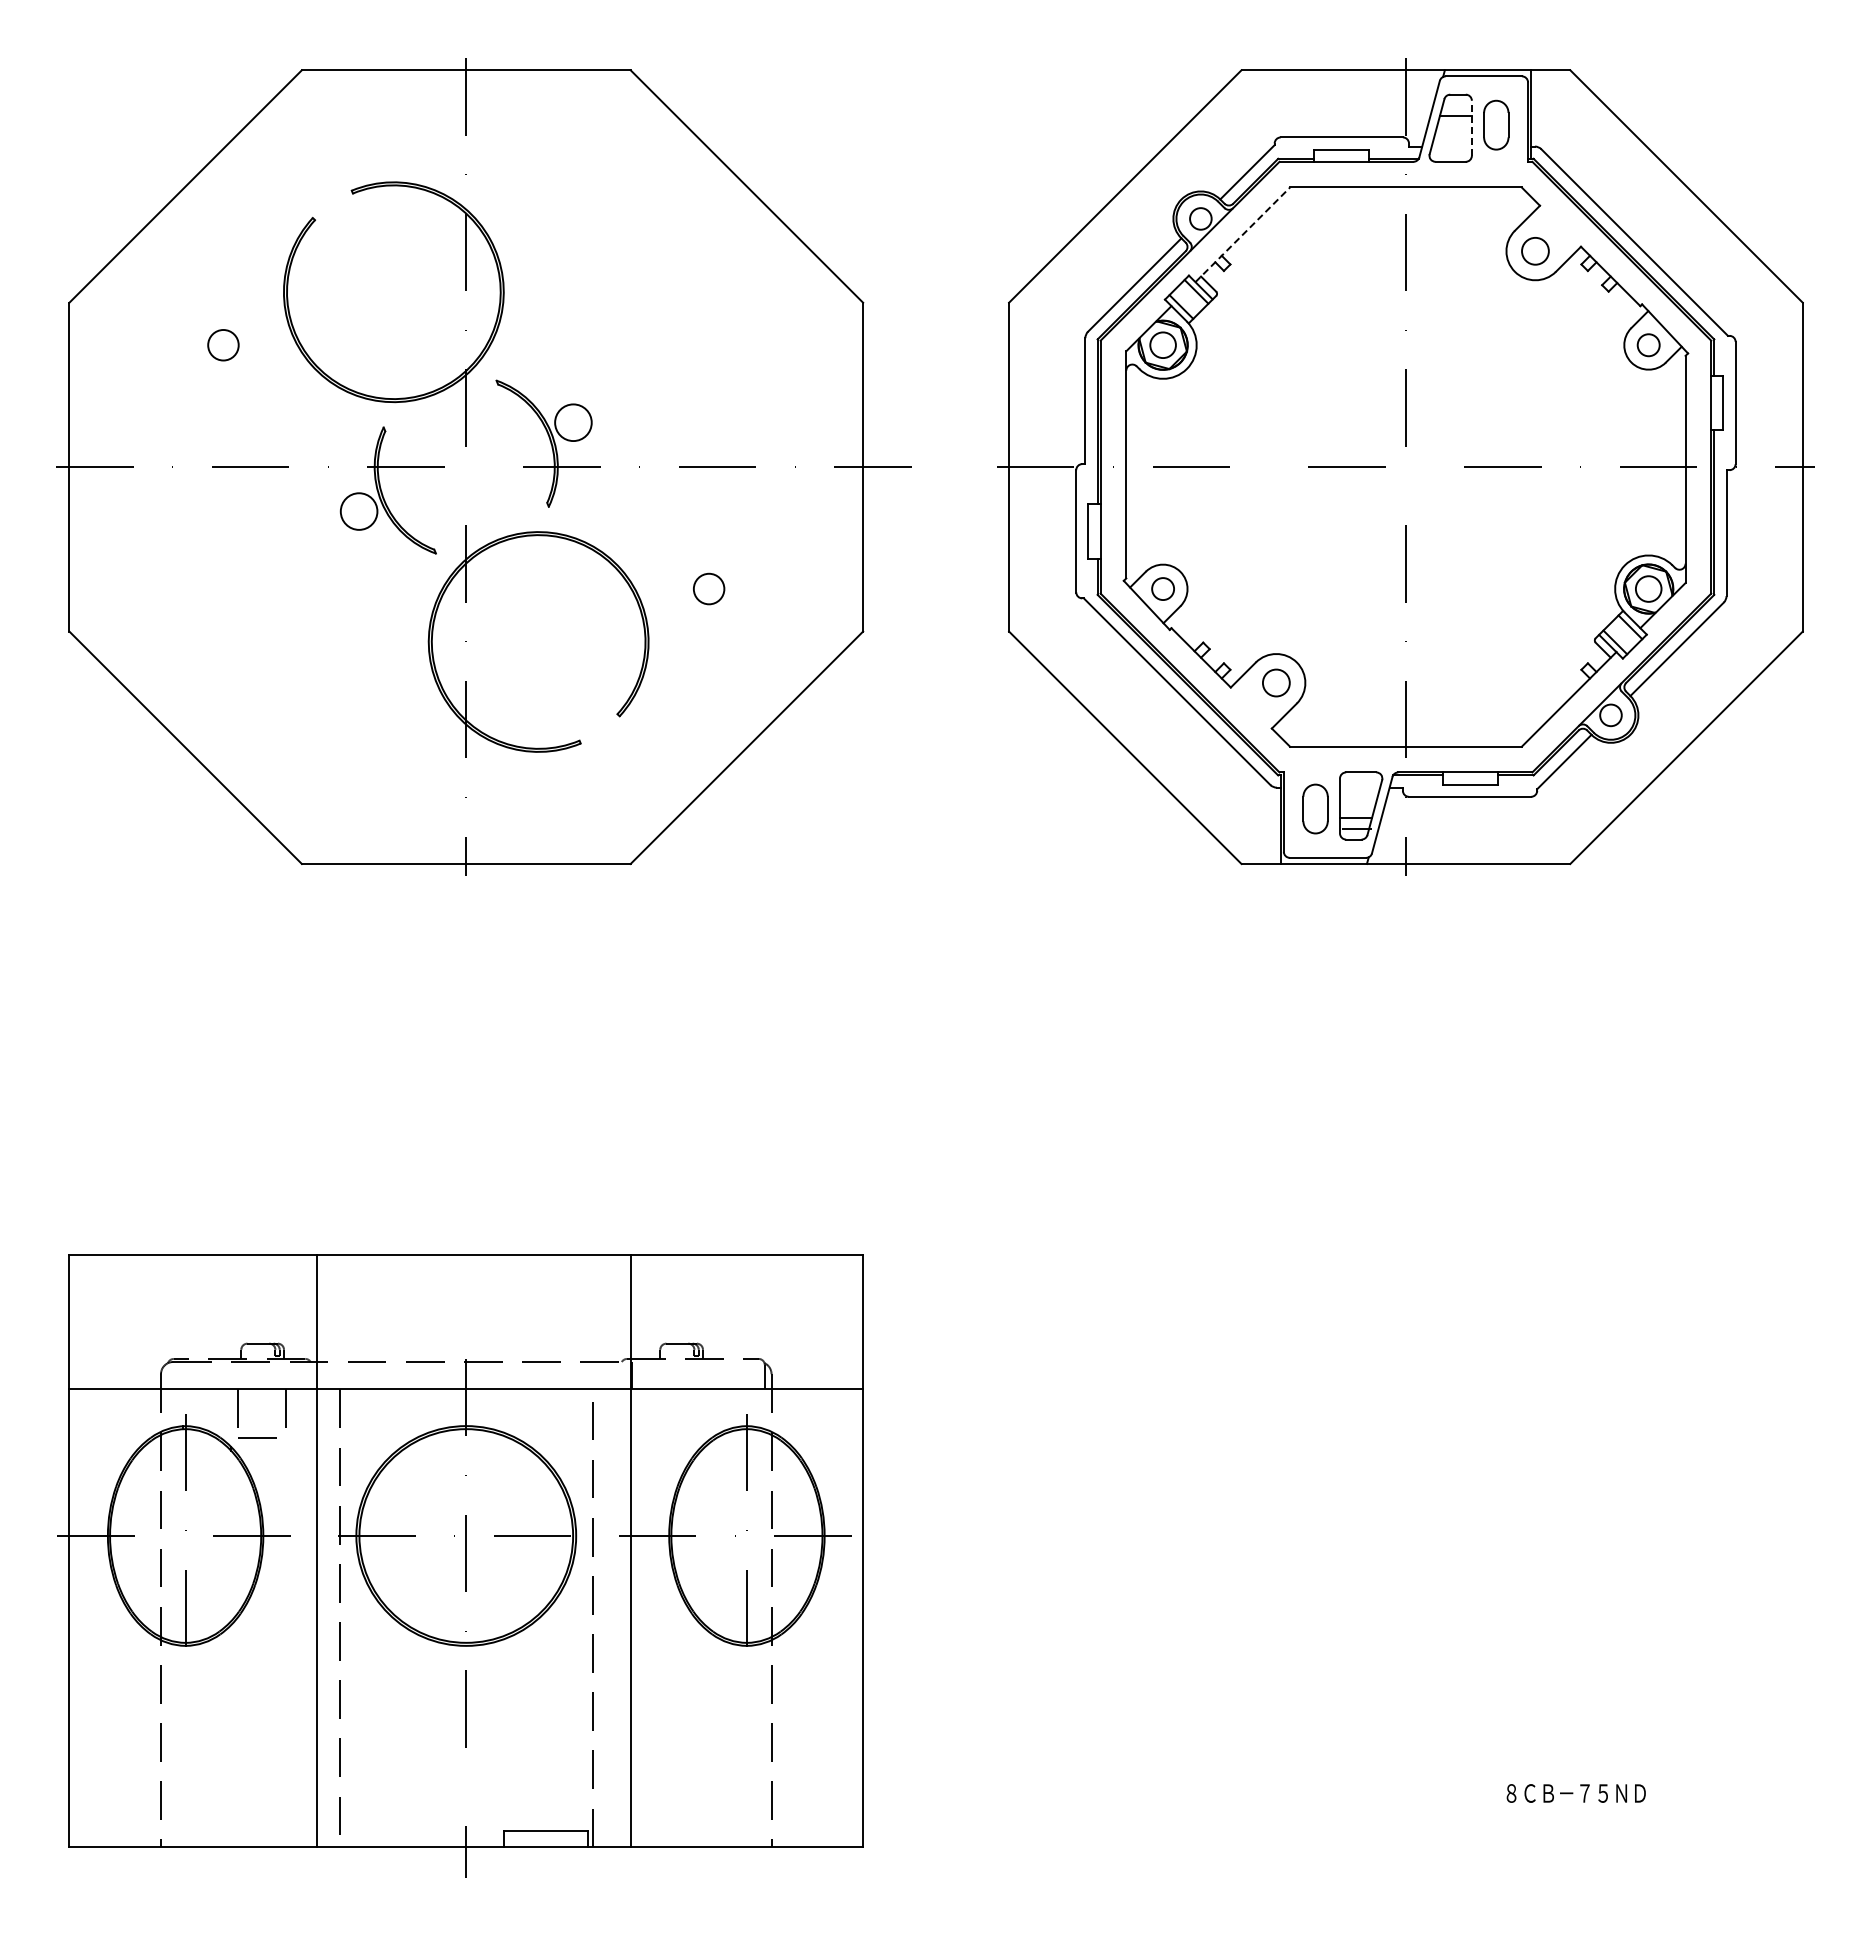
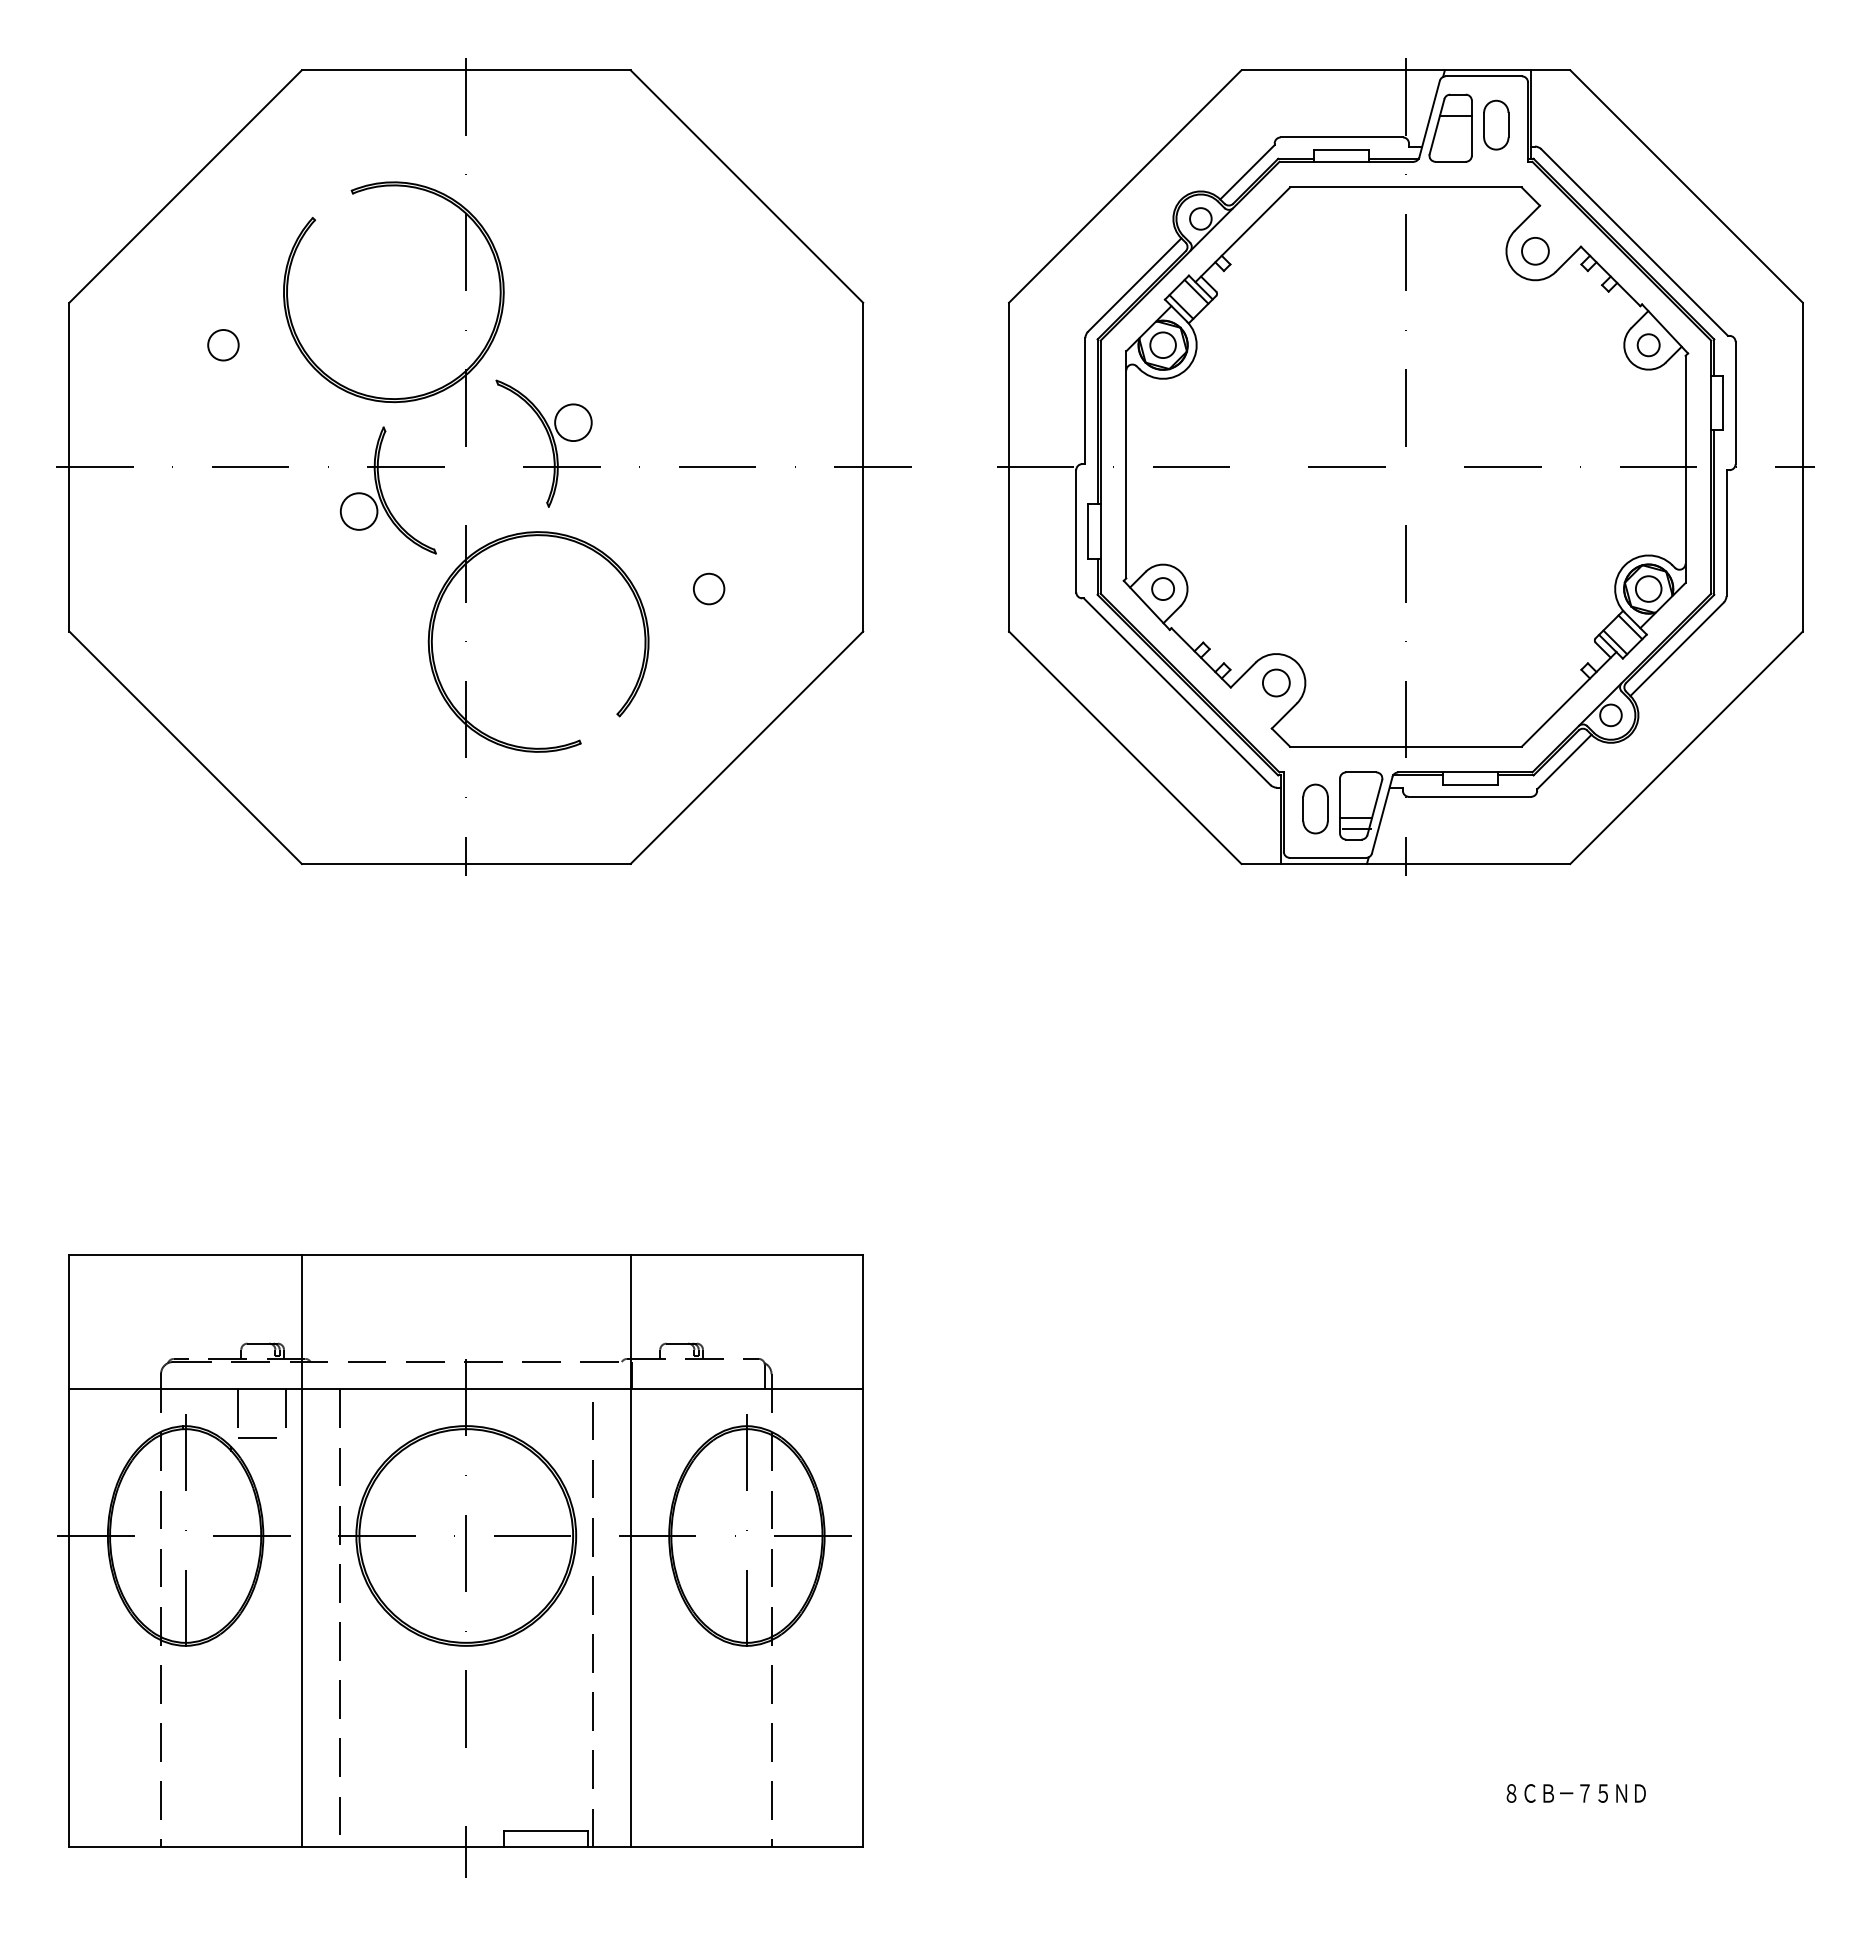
line: dashed -> solid (1471, 127)
line: dashed -> solid (1242, 234)
line position: (316, 1551) -> (301, 1551) (301, 1551)
